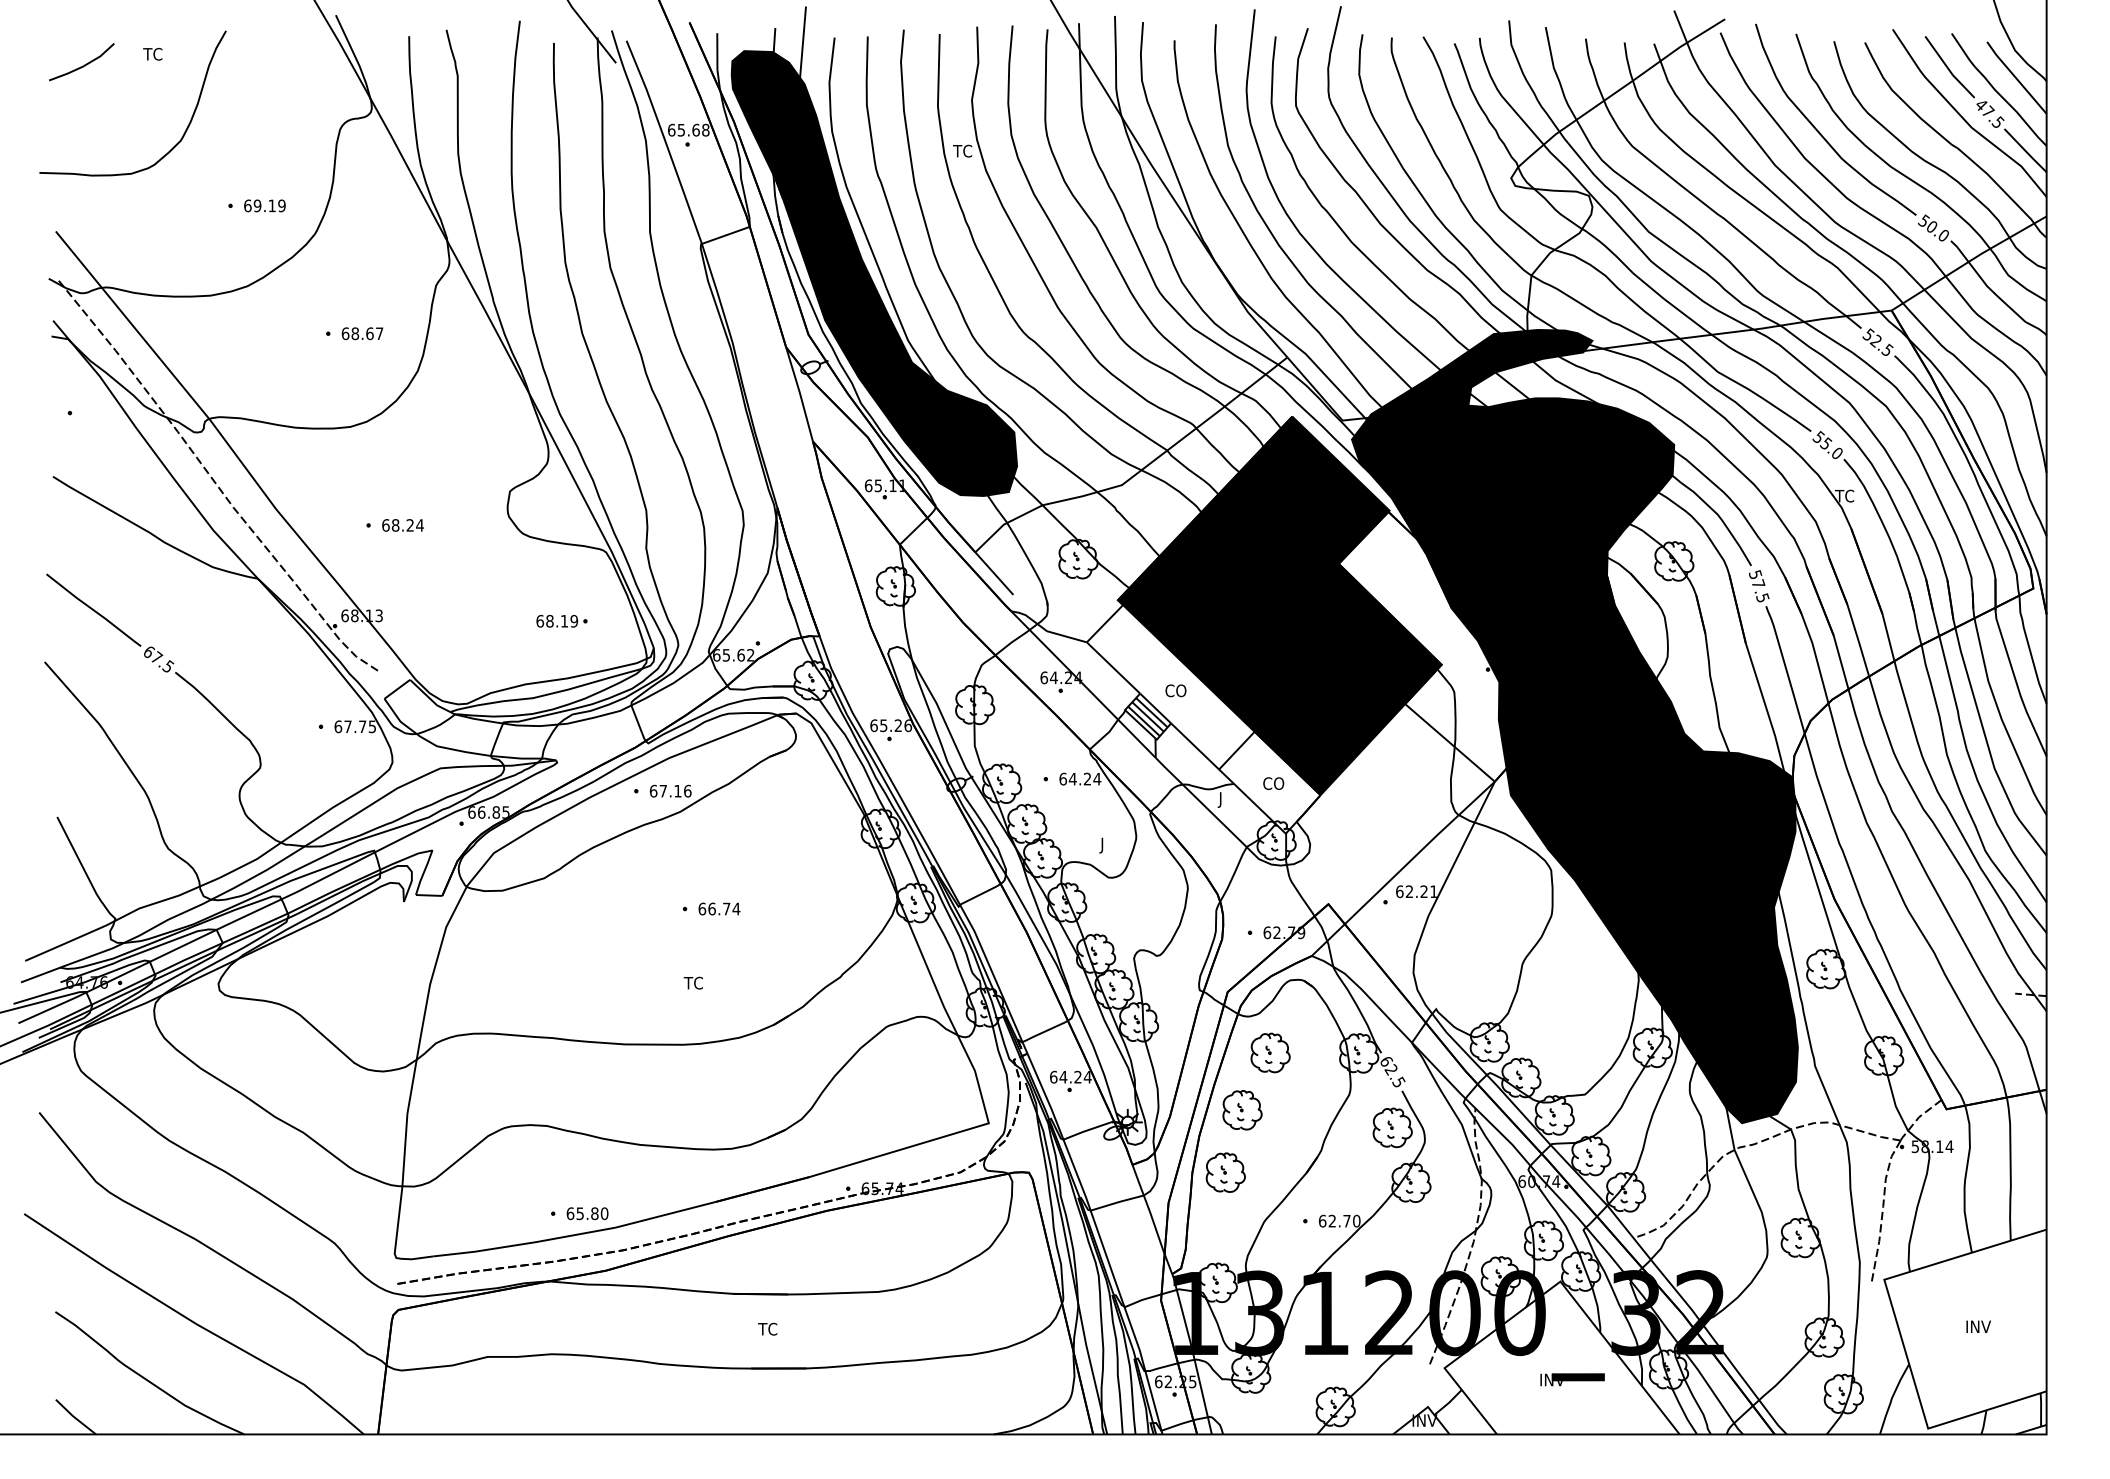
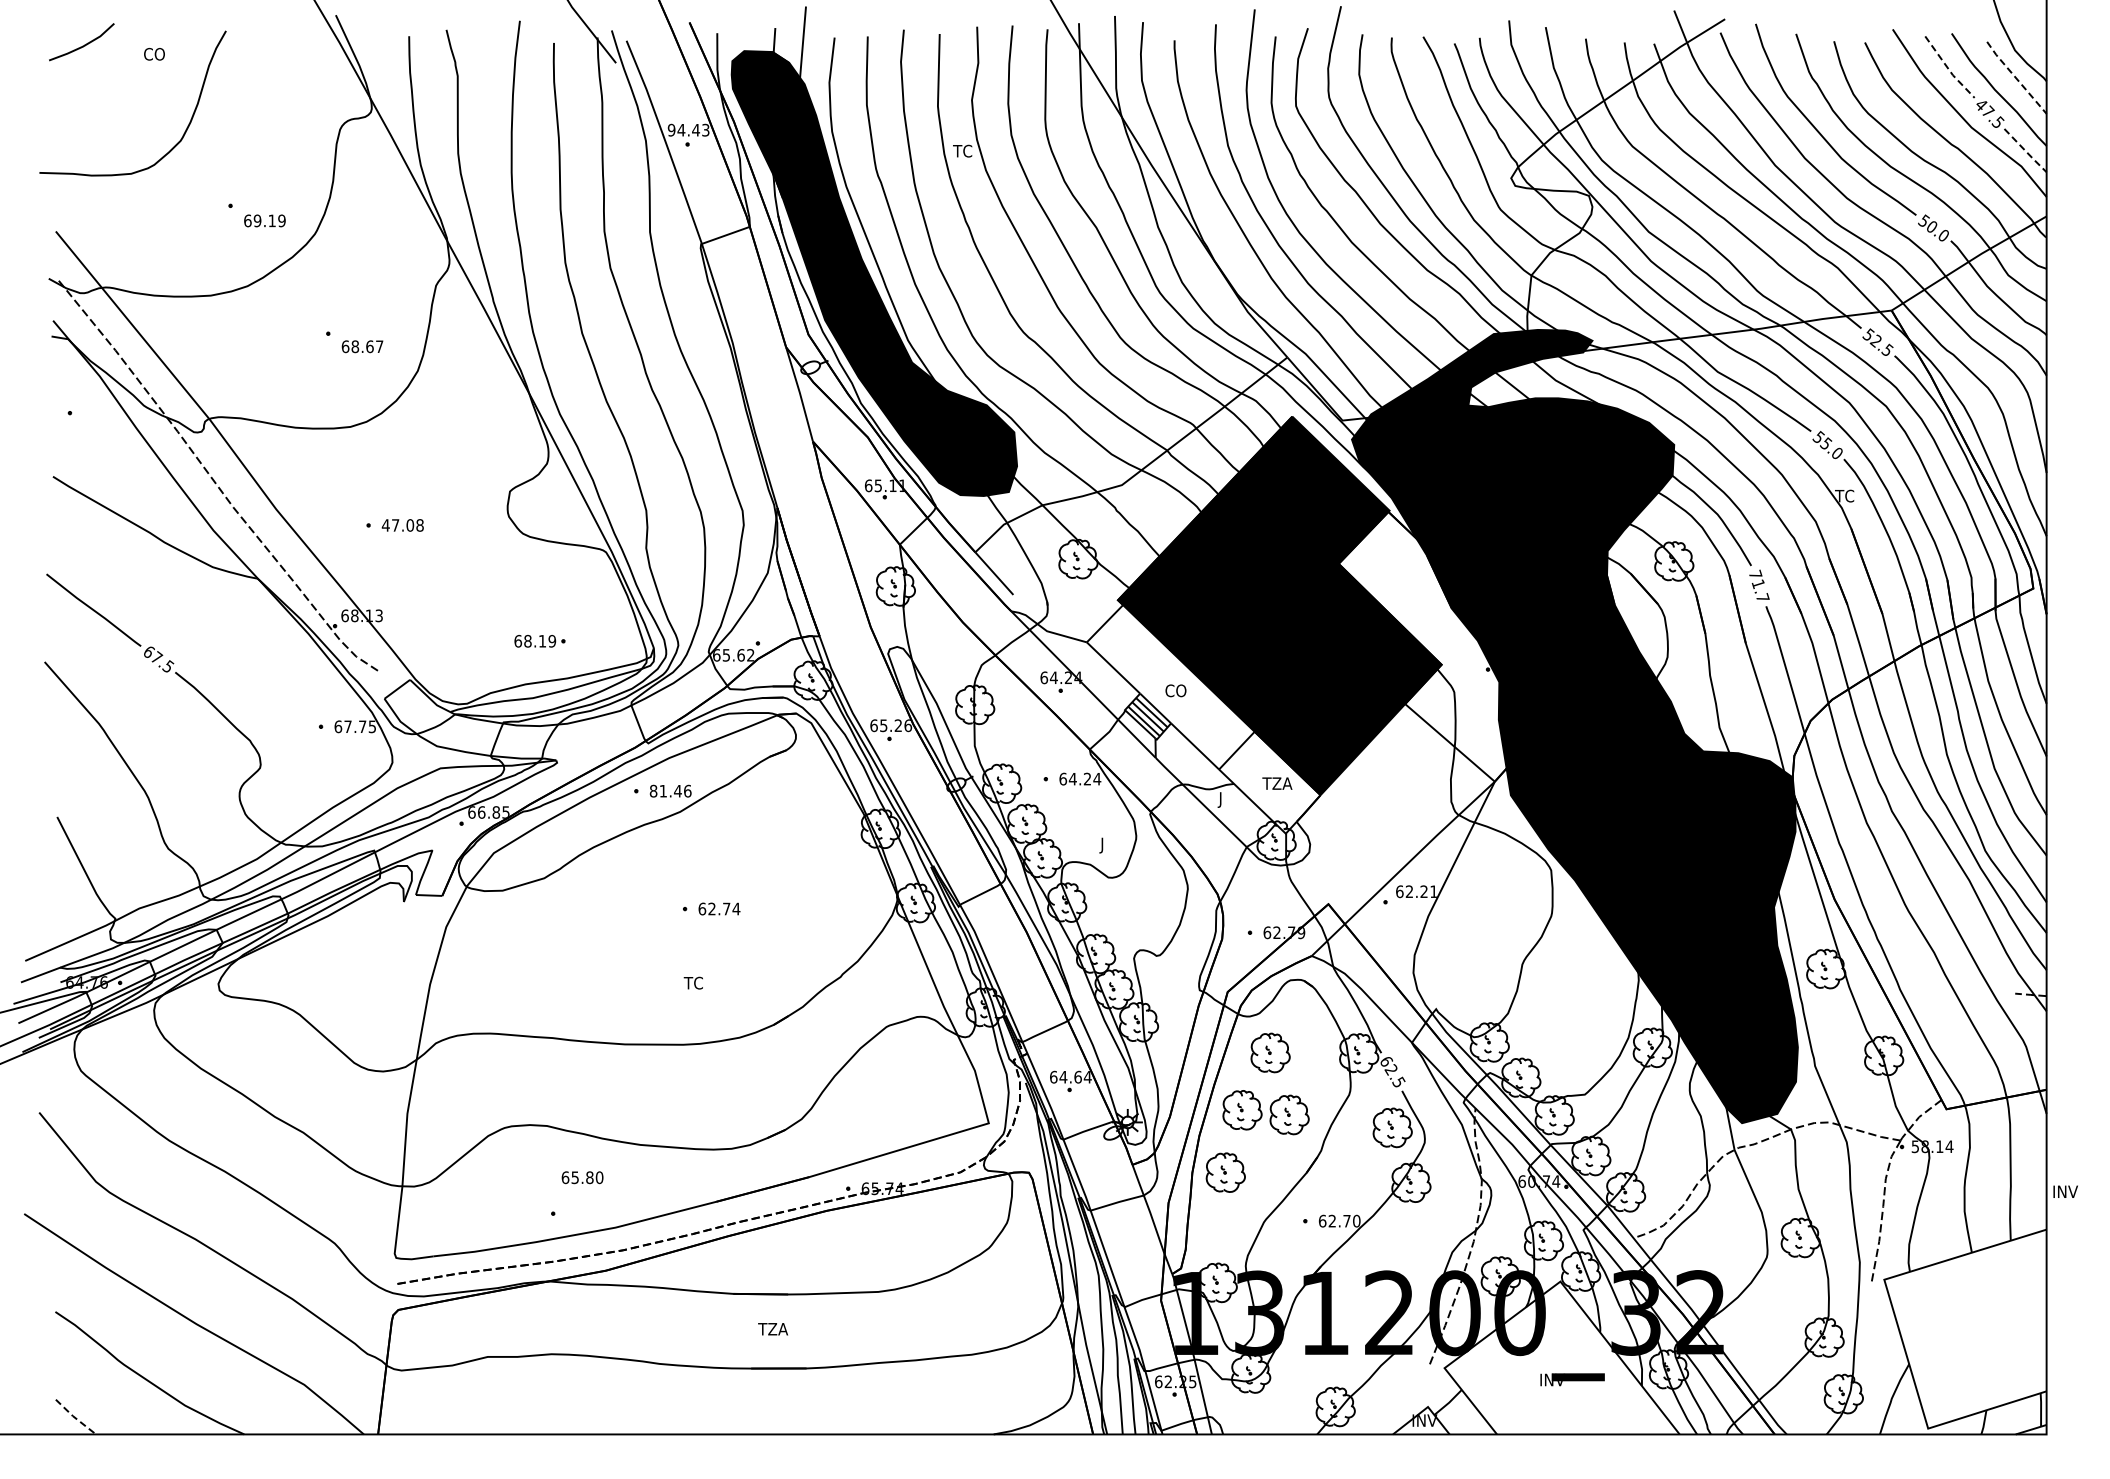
text: TC -> CO (153, 53)
line position: (82, 65) -> (82, 45) (82, 45)
line: solid -> dashed (1948, 69)
line: solid -> dashed (2016, 78)
text: 65.68 -> 94.43 (688, 129)
line: solid -> dashed (2026, 151)
text position: (264, 205) -> (264, 220) (264, 220)
text position: (362, 333) -> (362, 346) (362, 346)
text: 68.24 -> 47.08 (402, 525)
text: 57.5 -> 71.7 (1758, 585)
part position: (561, 621) -> (539, 641) (539, 641)
text: CO -> TZA (1277, 783)
text: 67.16 -> 81.46 (665, 790)
text: 66.74 -> 62.74 (711, 908)
text: 64.24 -> 64.64 (1077, 1076)
part: none -> present (1289, 1114)
text position: (587, 1213) -> (582, 1177) (582, 1177)
text position: (1978, 1326) -> (2065, 1191) (2065, 1191)
text: TC -> TZA (778, 1328)
line: solid -> dashed (75, 1417)
